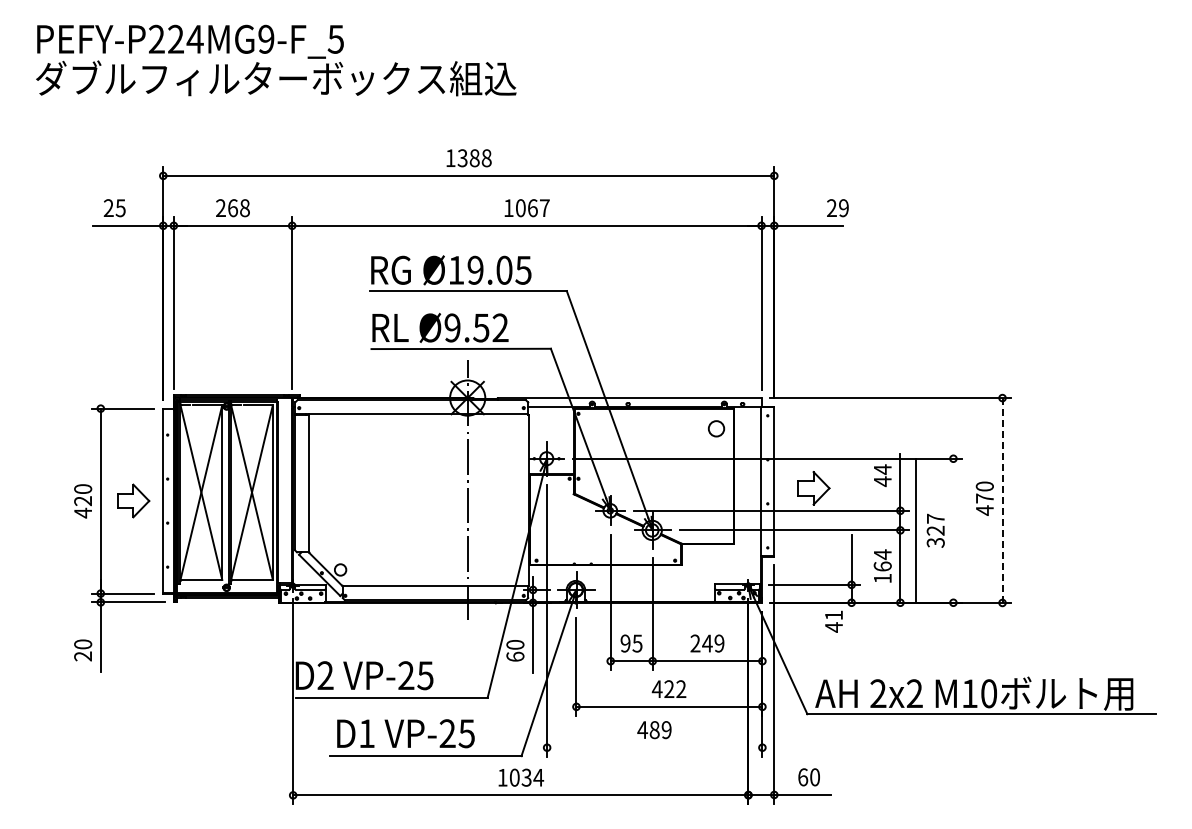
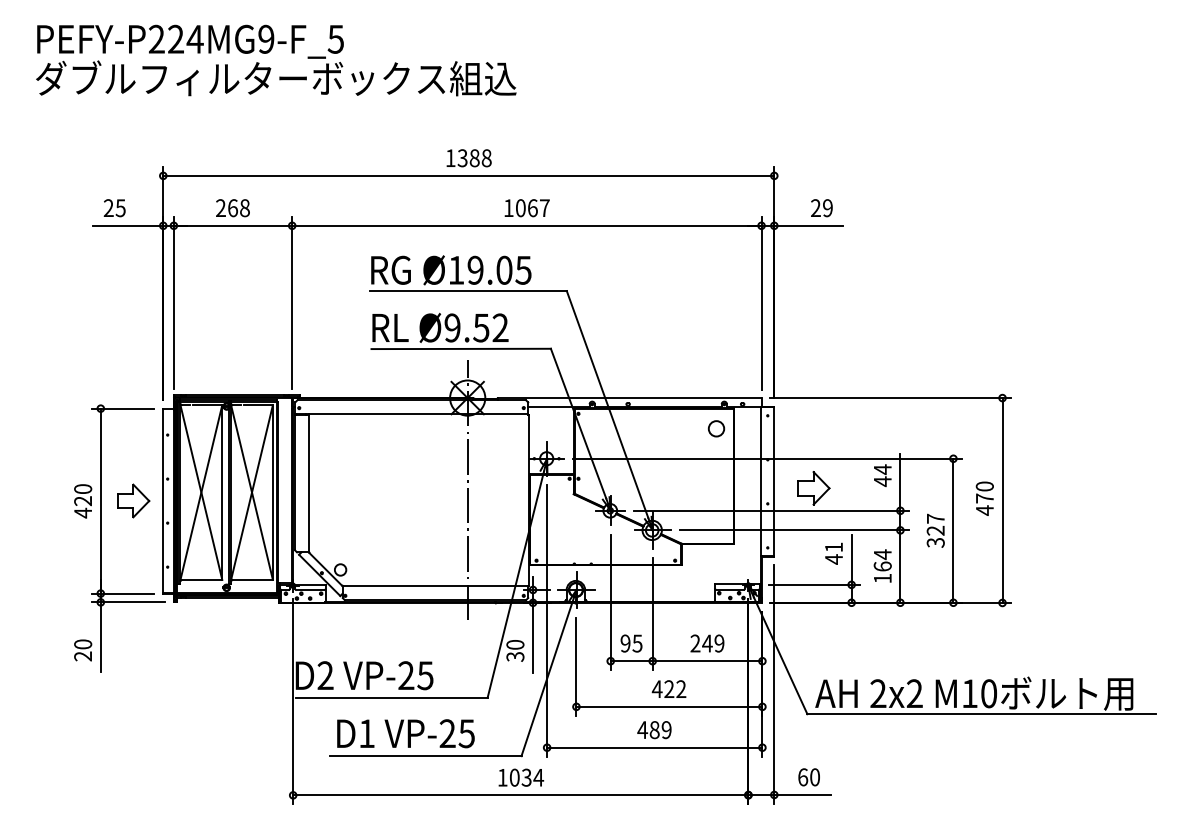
text position: (837, 208) -> (821, 208) (821, 208)
line: dashed -> solid (1002, 500)
line position: (916, 530) -> (953, 530) (953, 530)
text position: (833, 621) -> (833, 553) (833, 553)
text: 60 -> 30 (515, 656)
line: none -> present (654, 747)
